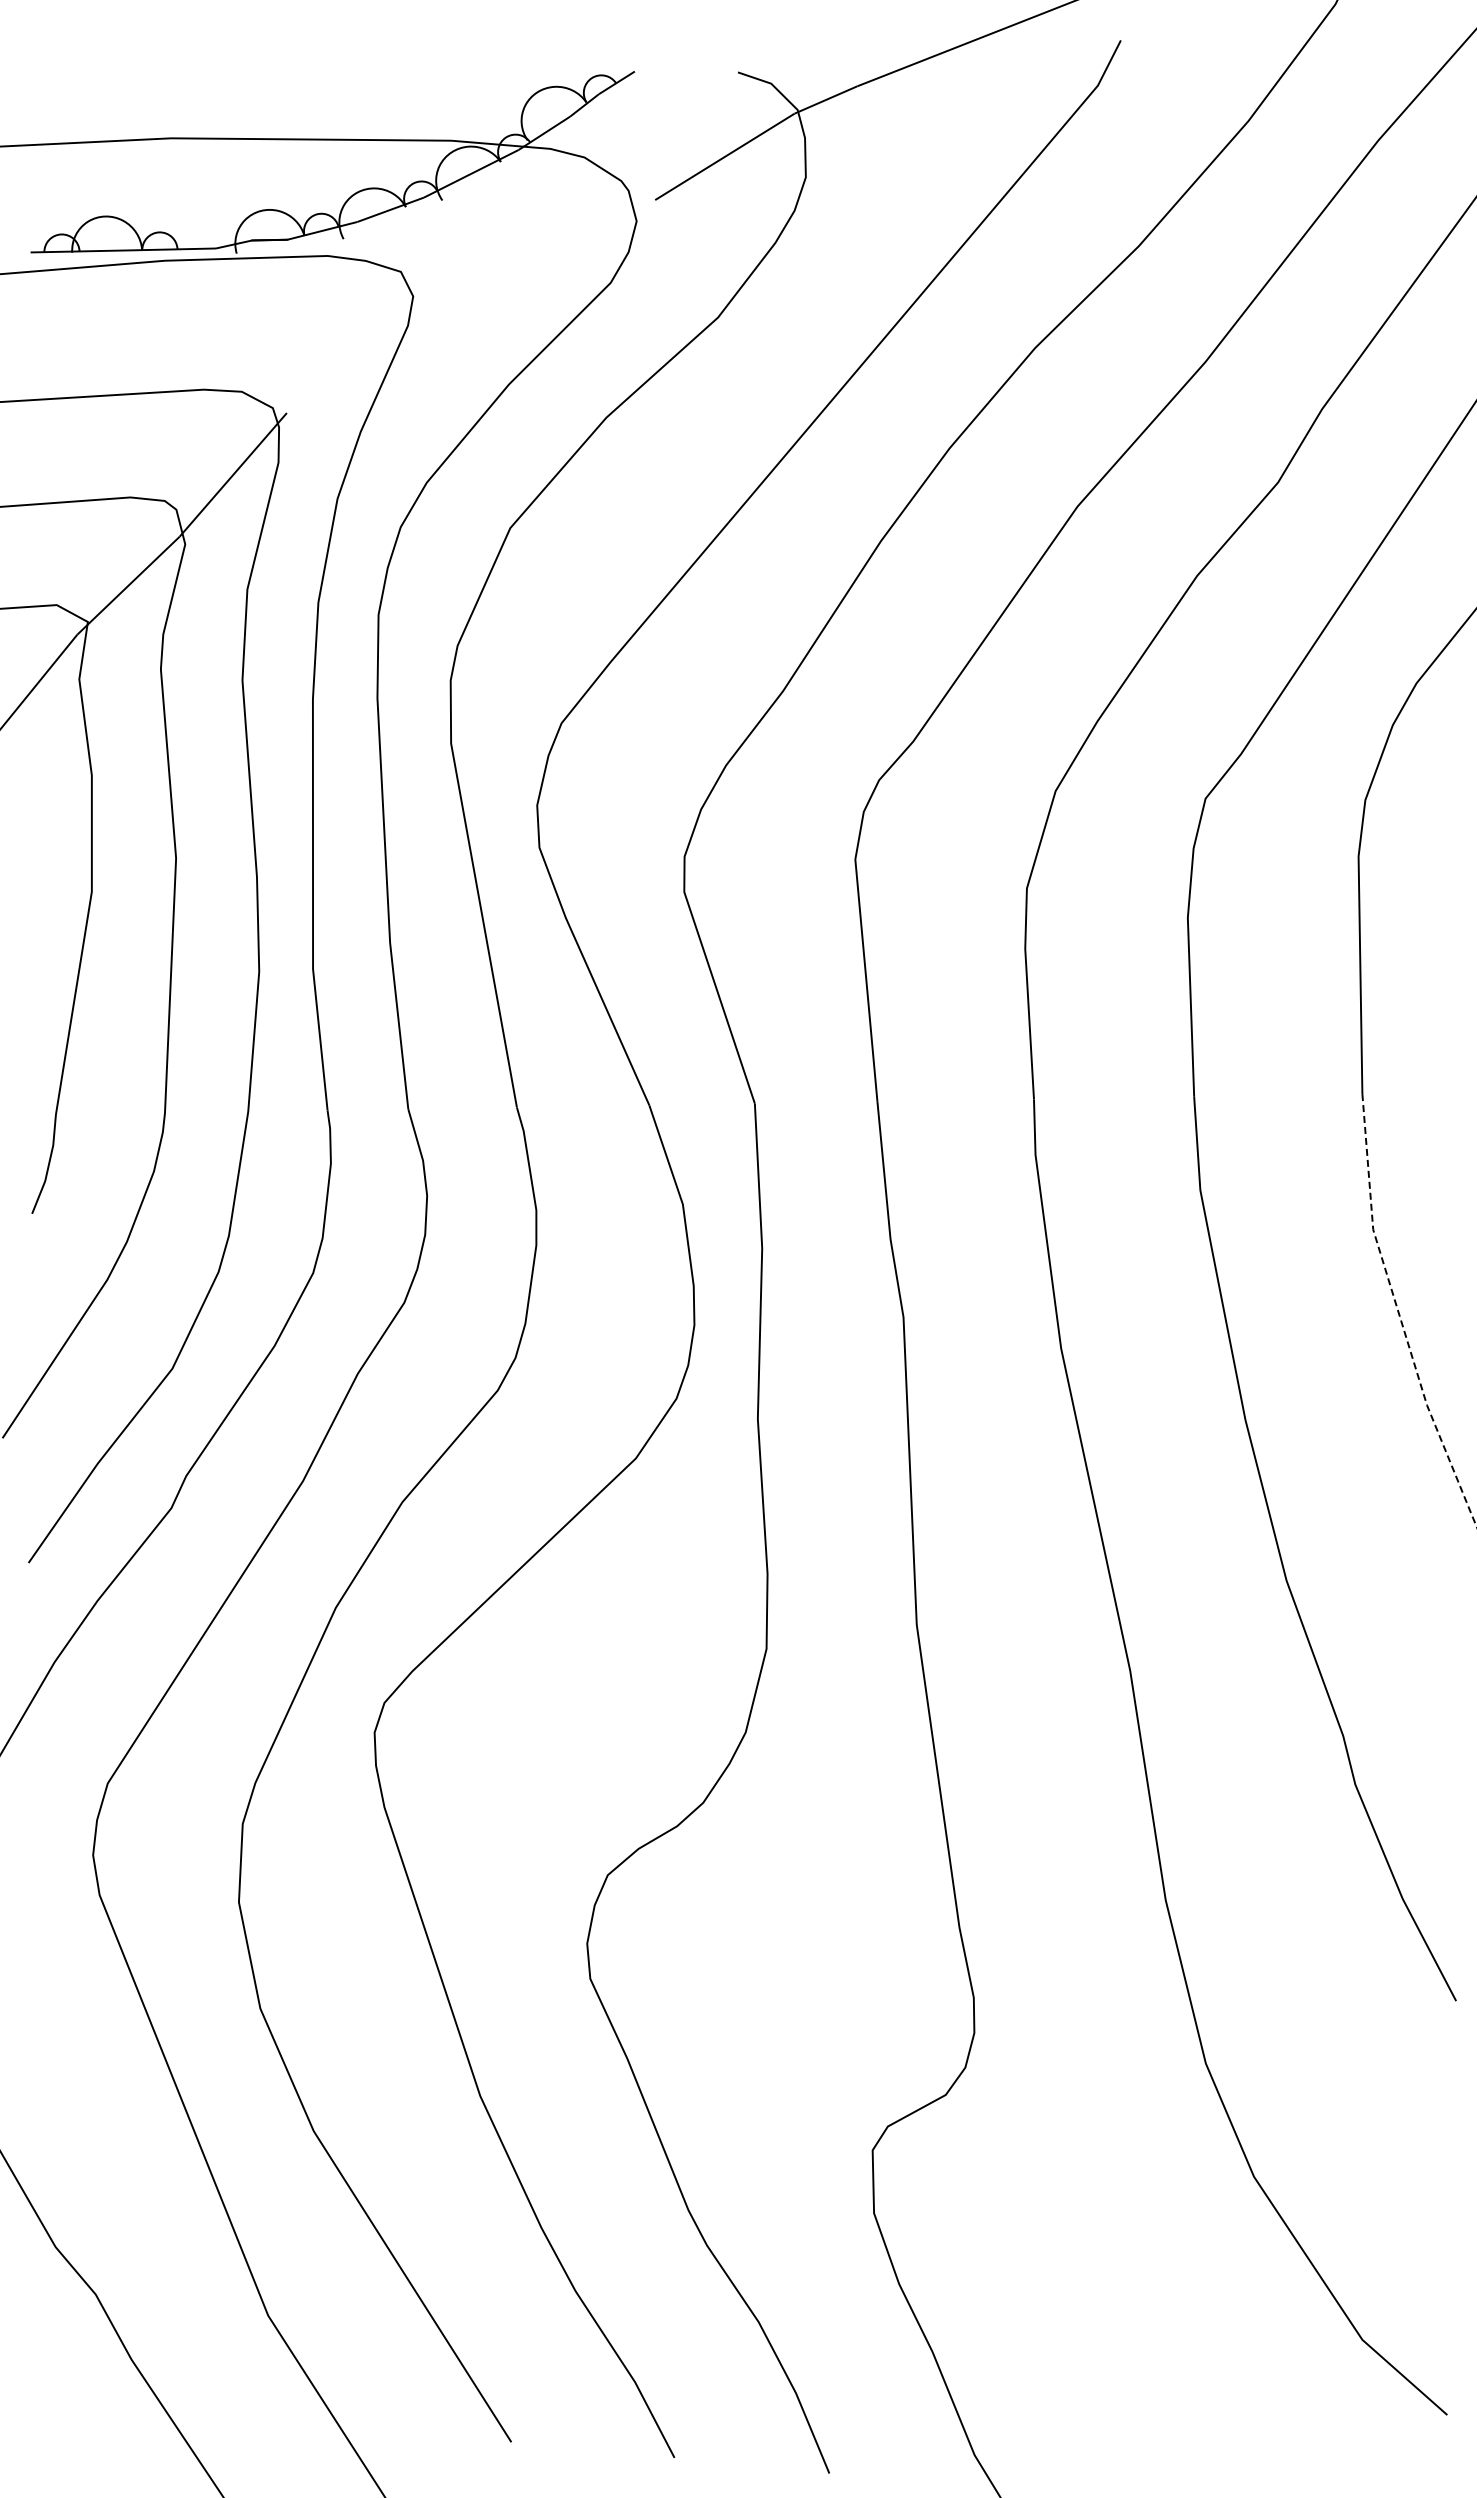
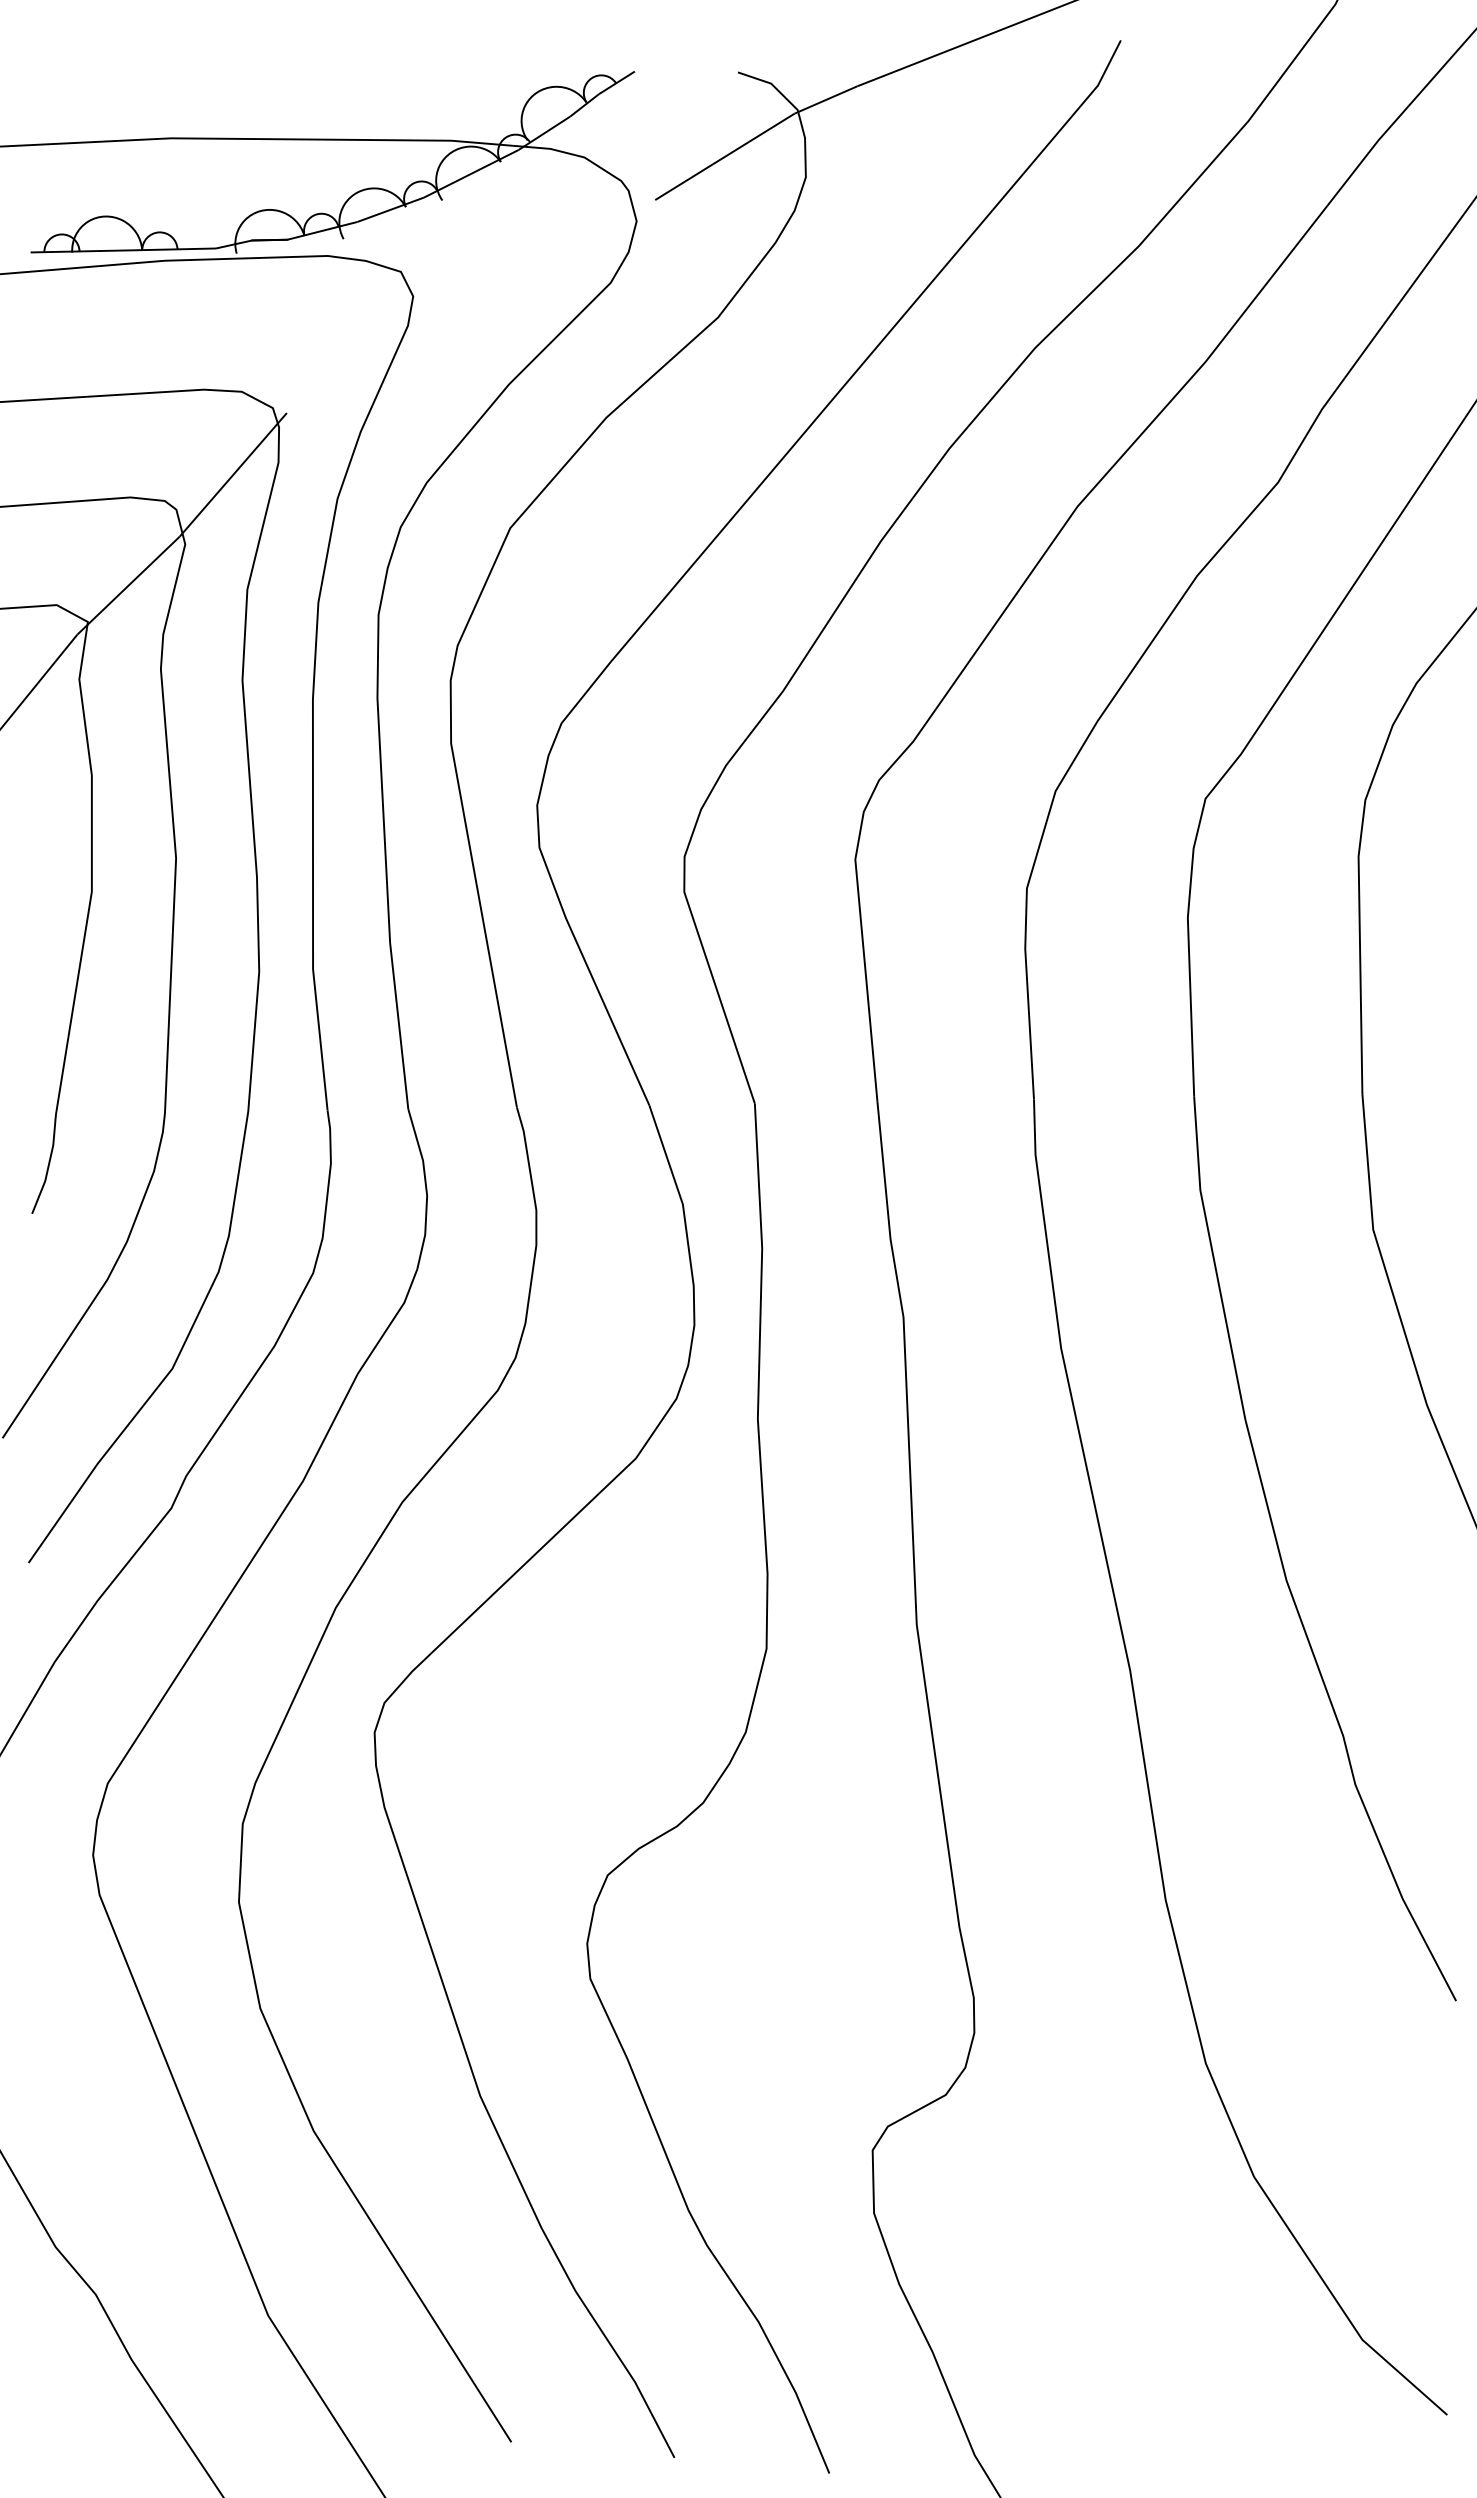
line: dashed -> solid (1399, 1315)
